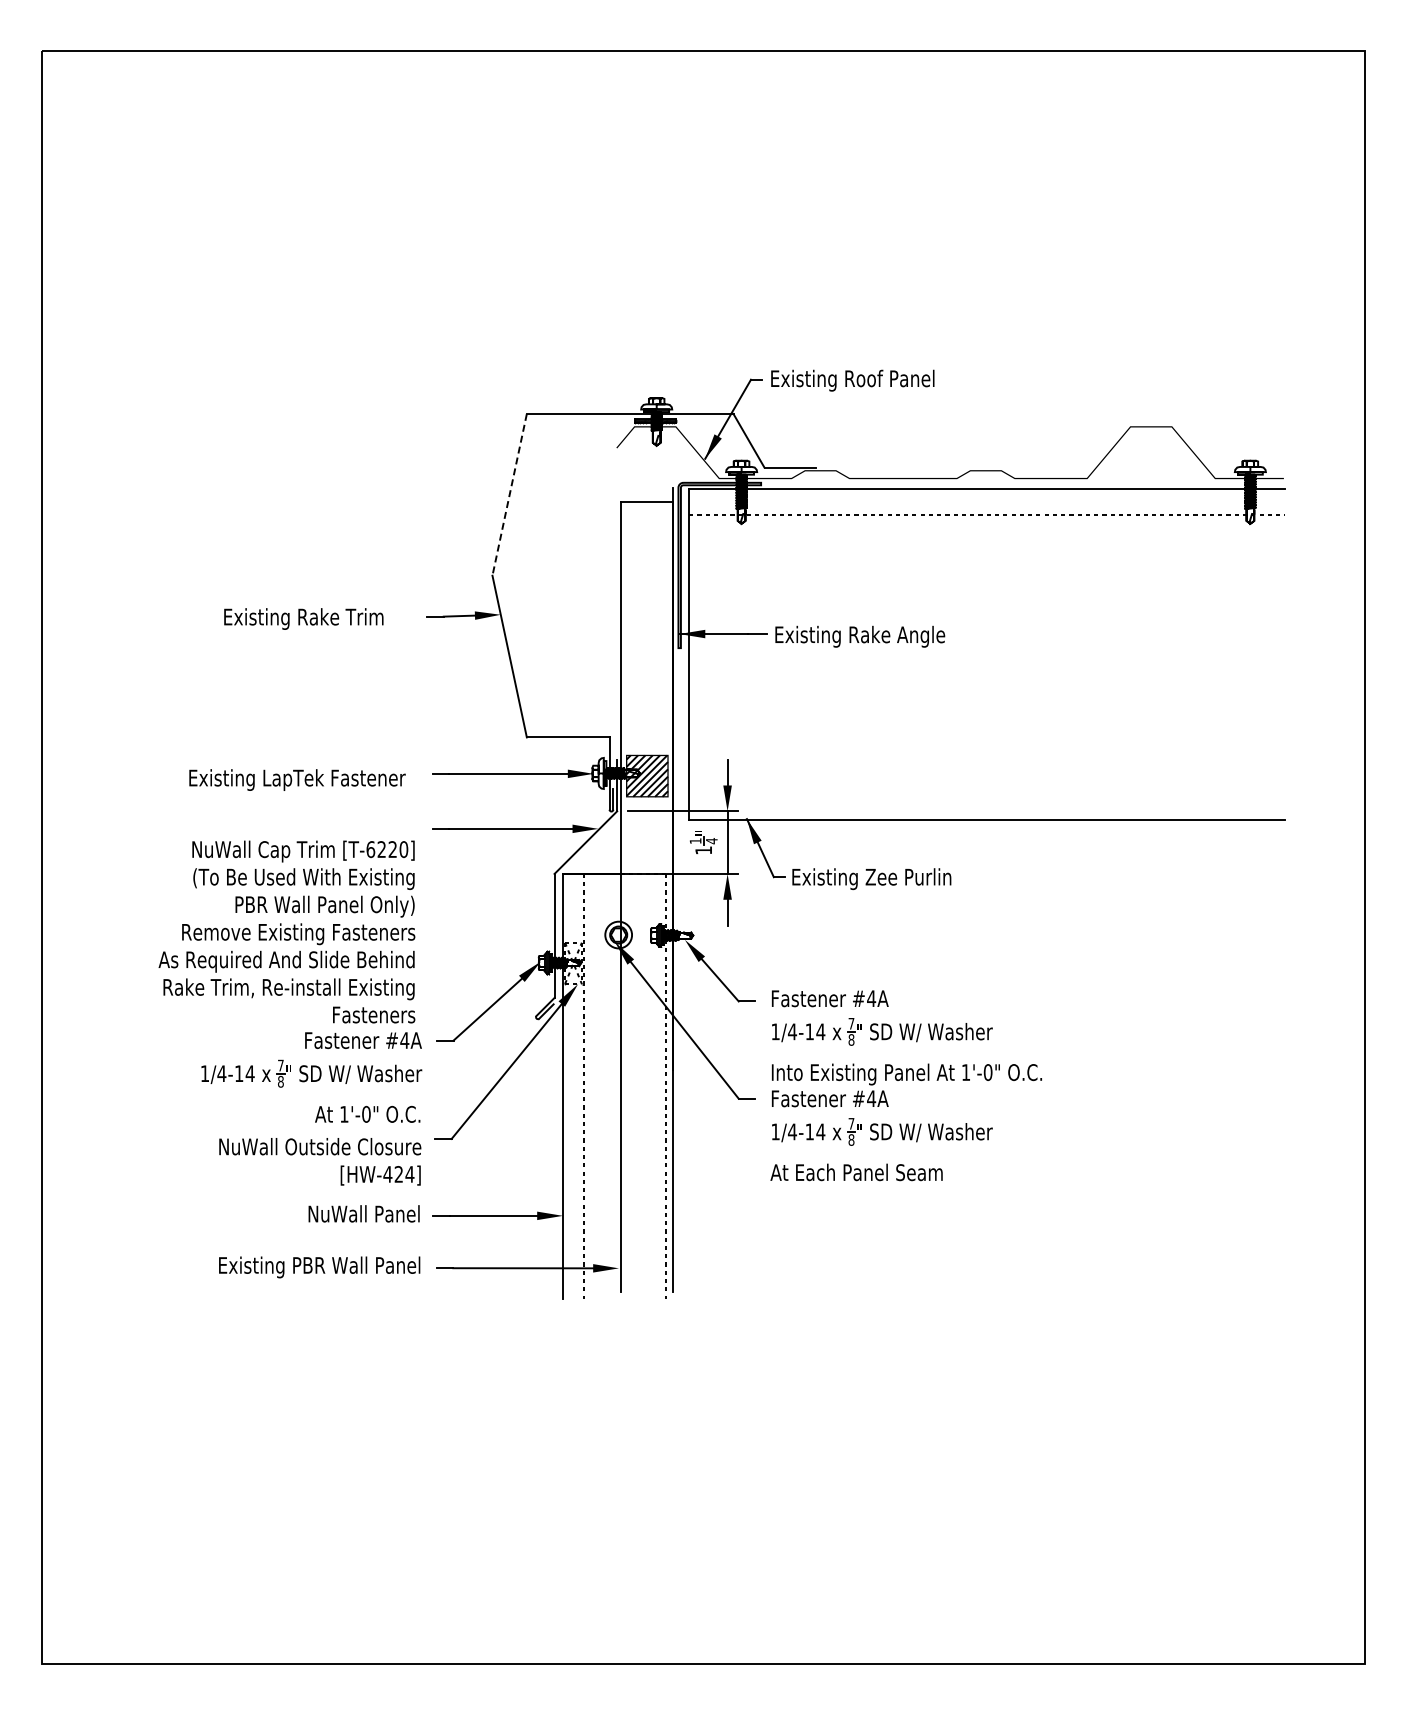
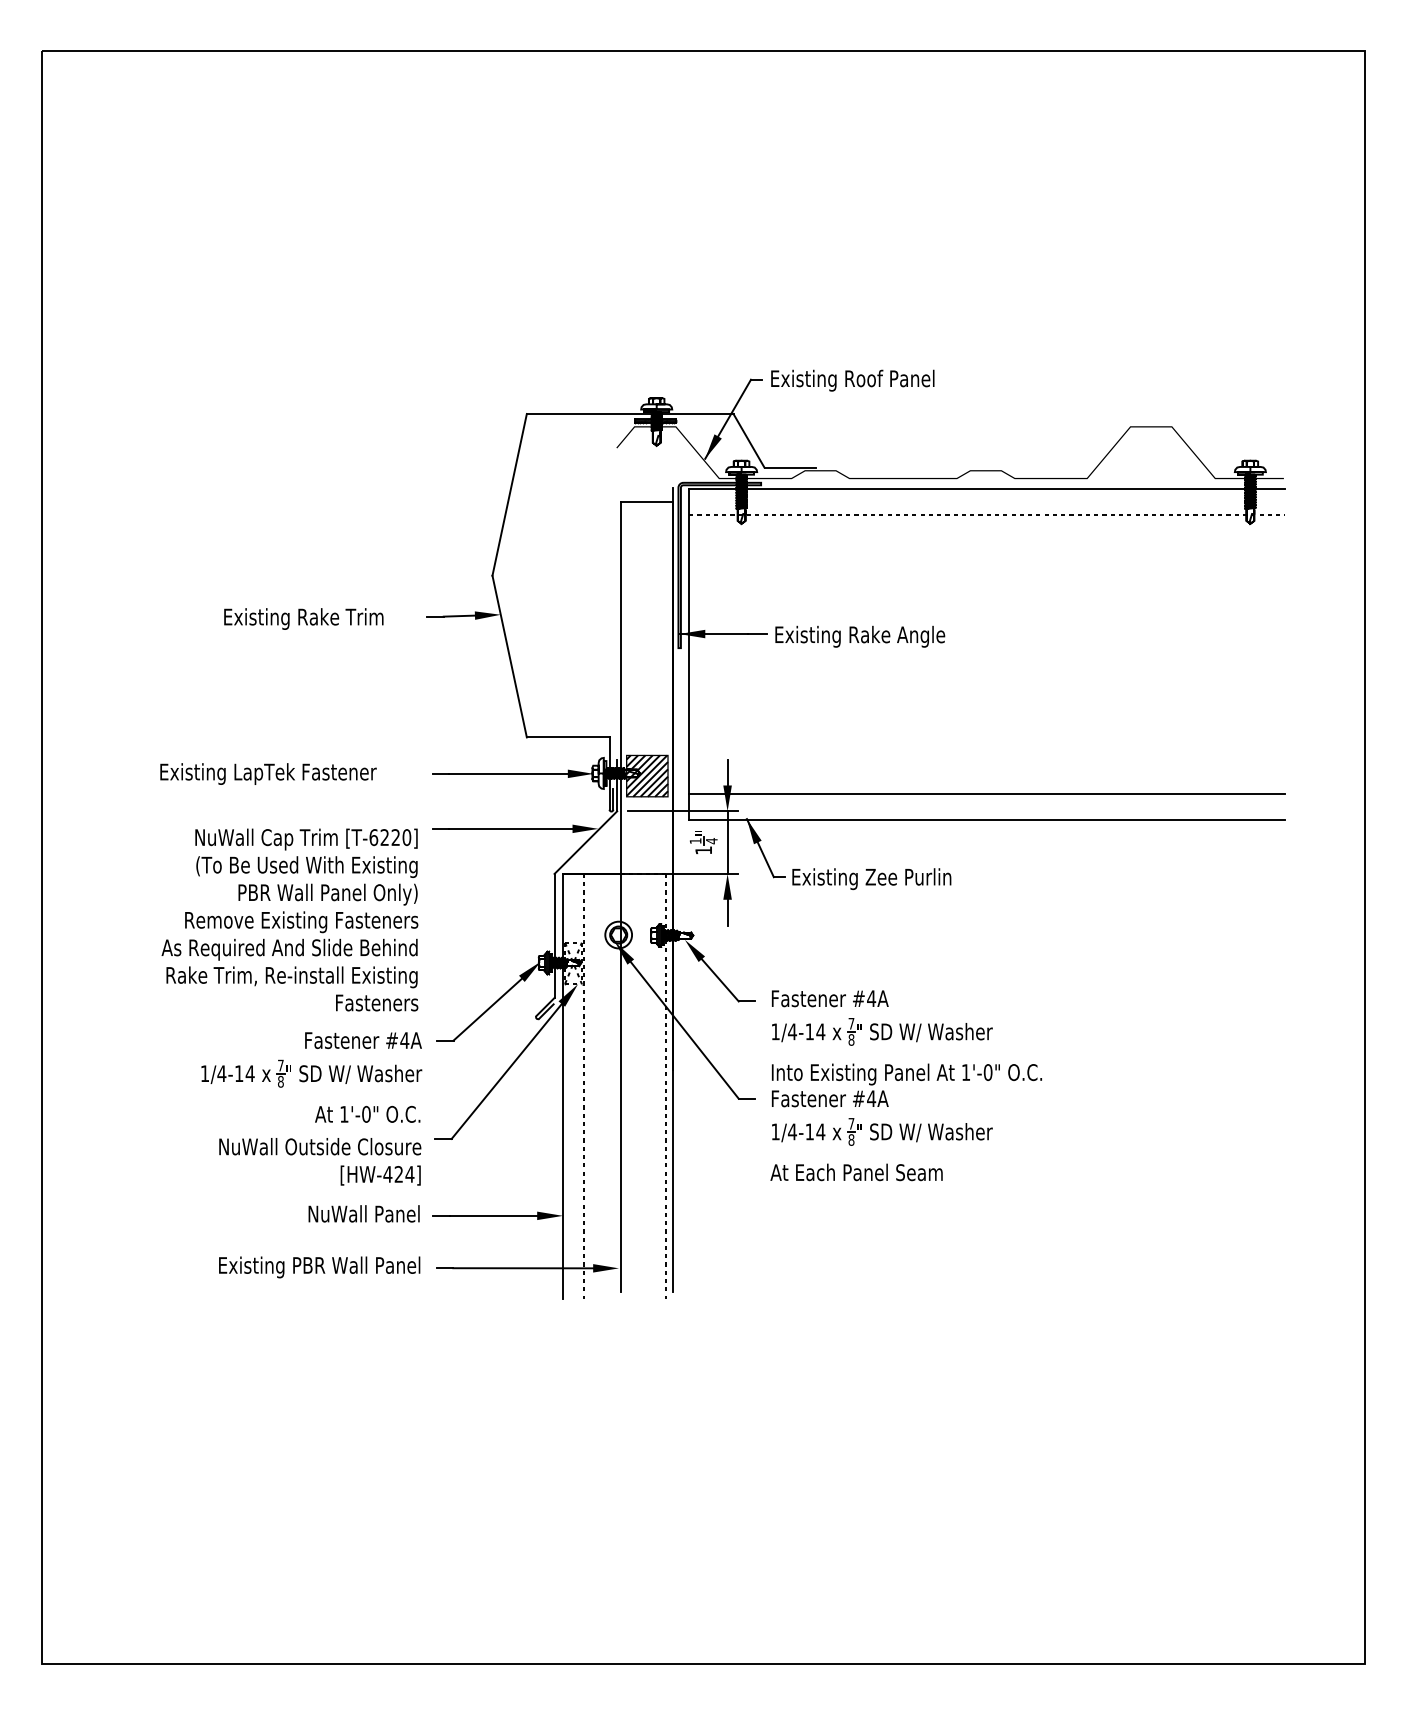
line: dashed -> solid (509, 494)
text position: (297, 779) -> (268, 773) (268, 773)
line: none -> present (986, 793)
text position: (286, 931) -> (289, 919) (289, 919)
